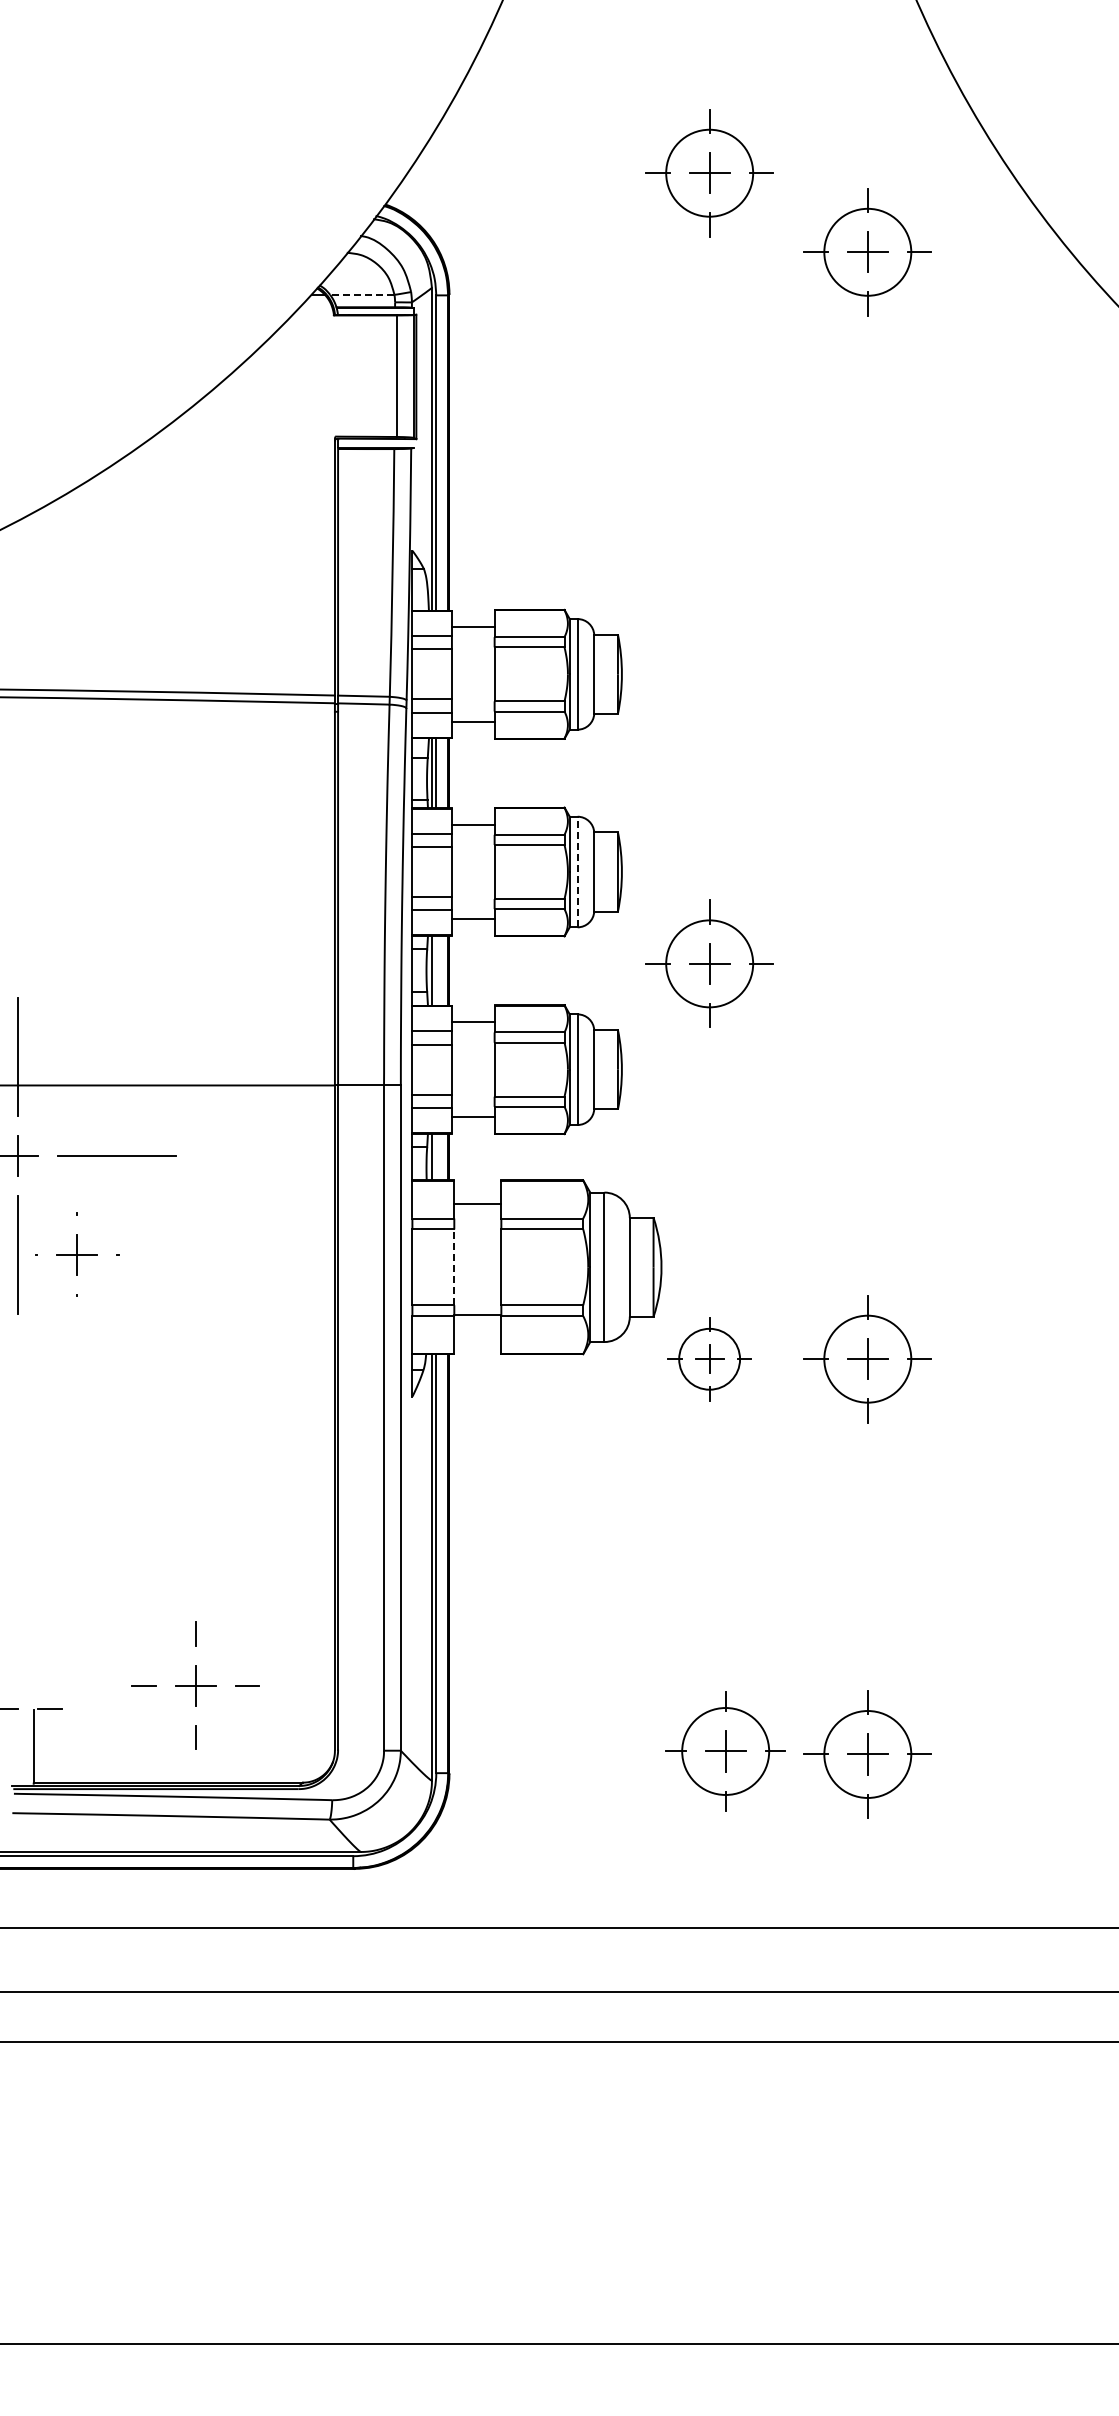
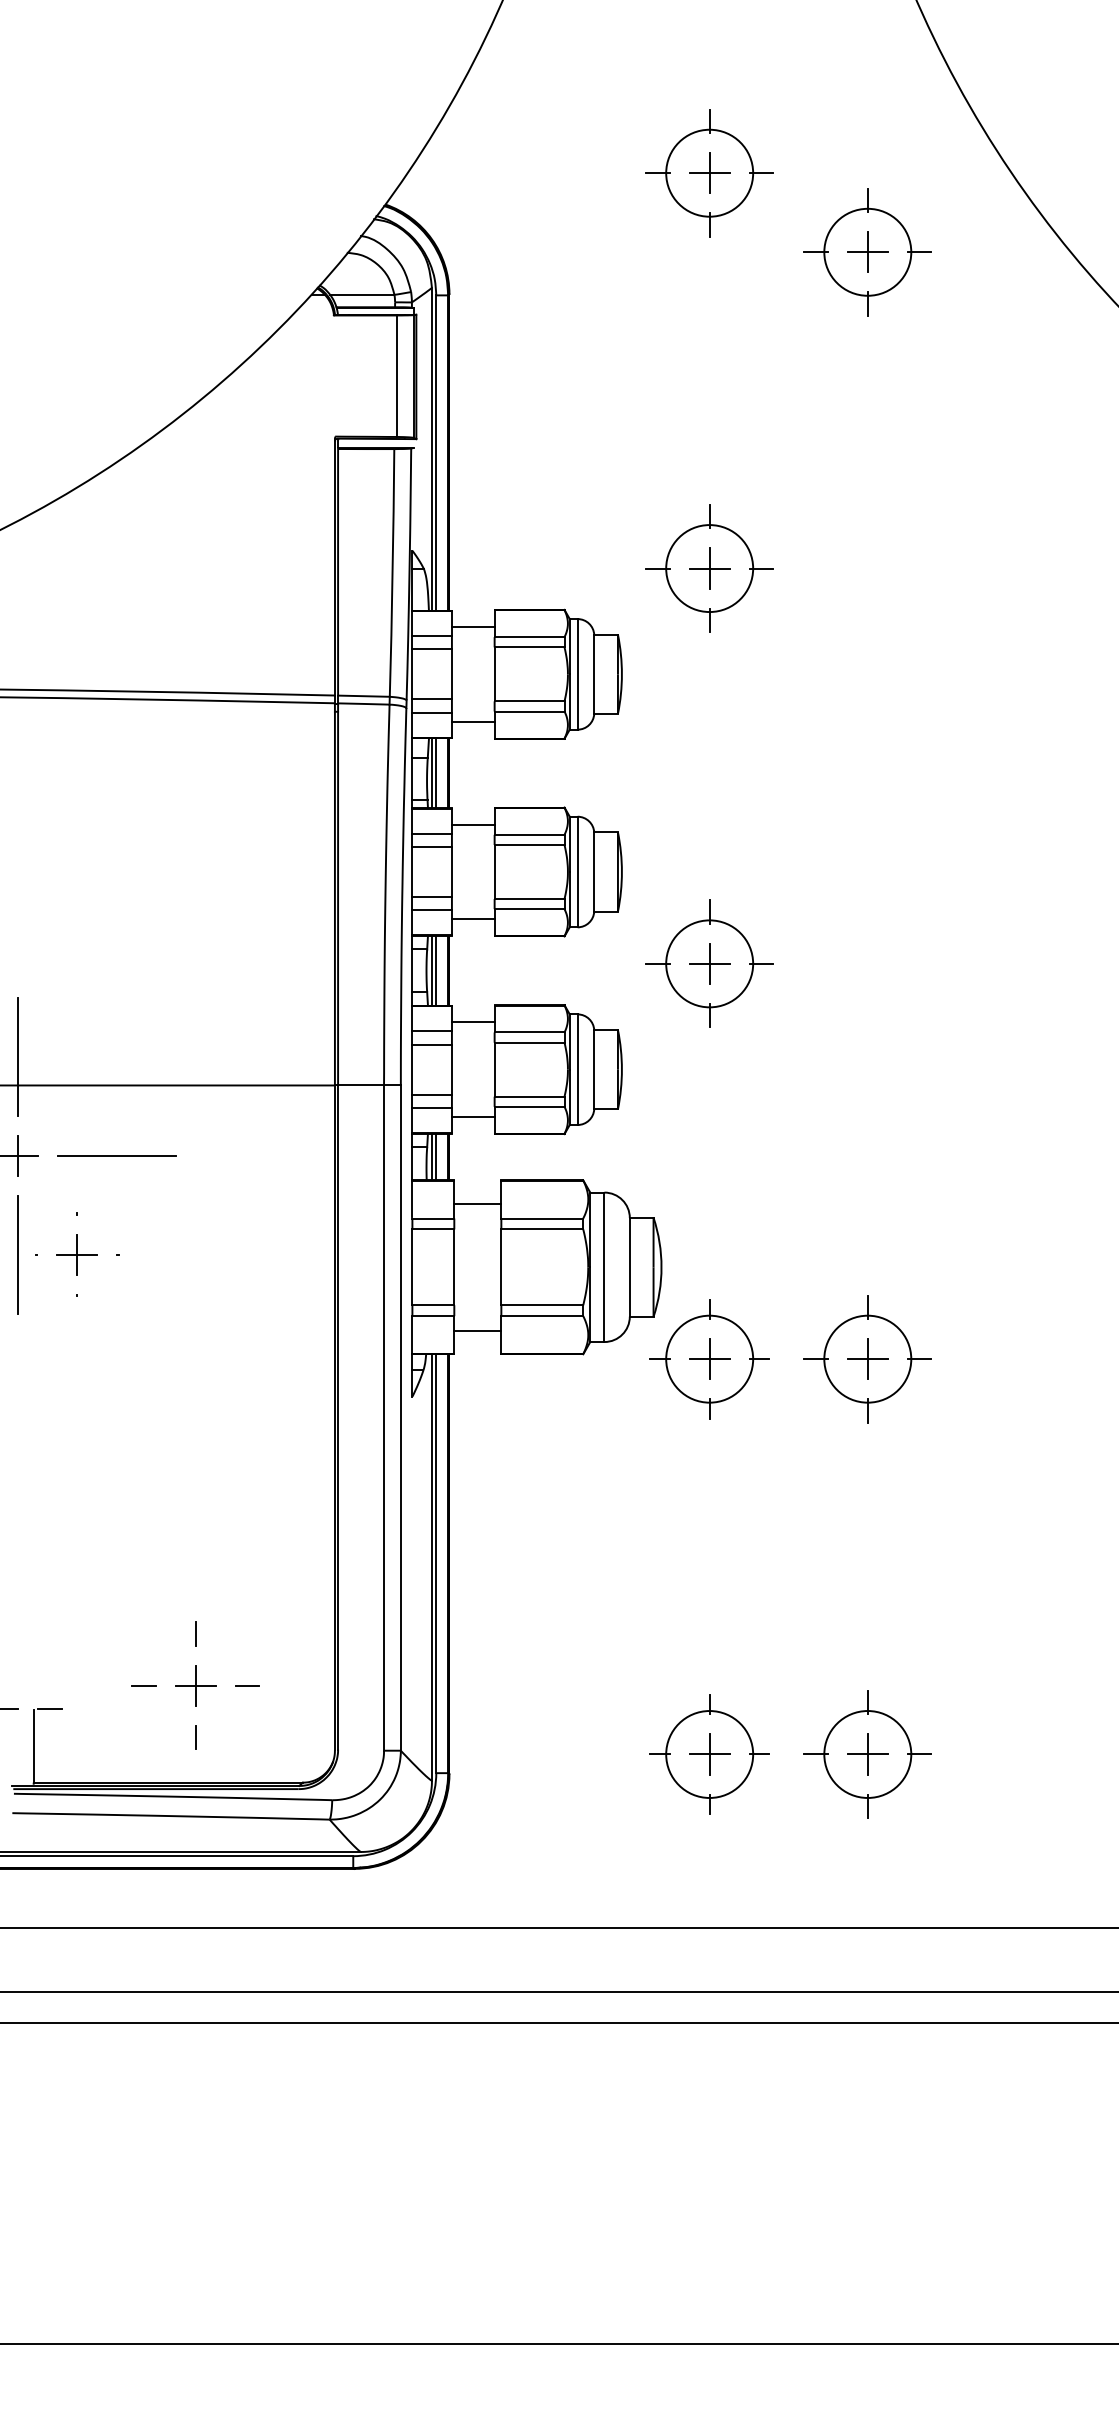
line: dashed -> solid (361, 294)
part: none -> present (709, 568)
line: dashed -> solid (577, 871)
line: none -> present (436, 970)
line: none -> present (436, 1156)
line: dashed -> solid (454, 1267)
line position: (477, 1314) -> (477, 1330) (477, 1330)
part size: 85x85 px -> 121x121 px (709, 1359)
part position: (725, 1751) -> (709, 1754) (709, 1754)
line position: (558, 2042) -> (558, 2023) (558, 2023)
